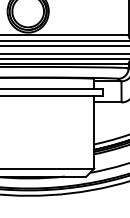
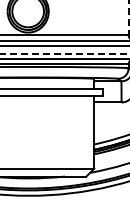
line: solid -> dashed (128, 18)
line: solid -> dashed (65, 53)
